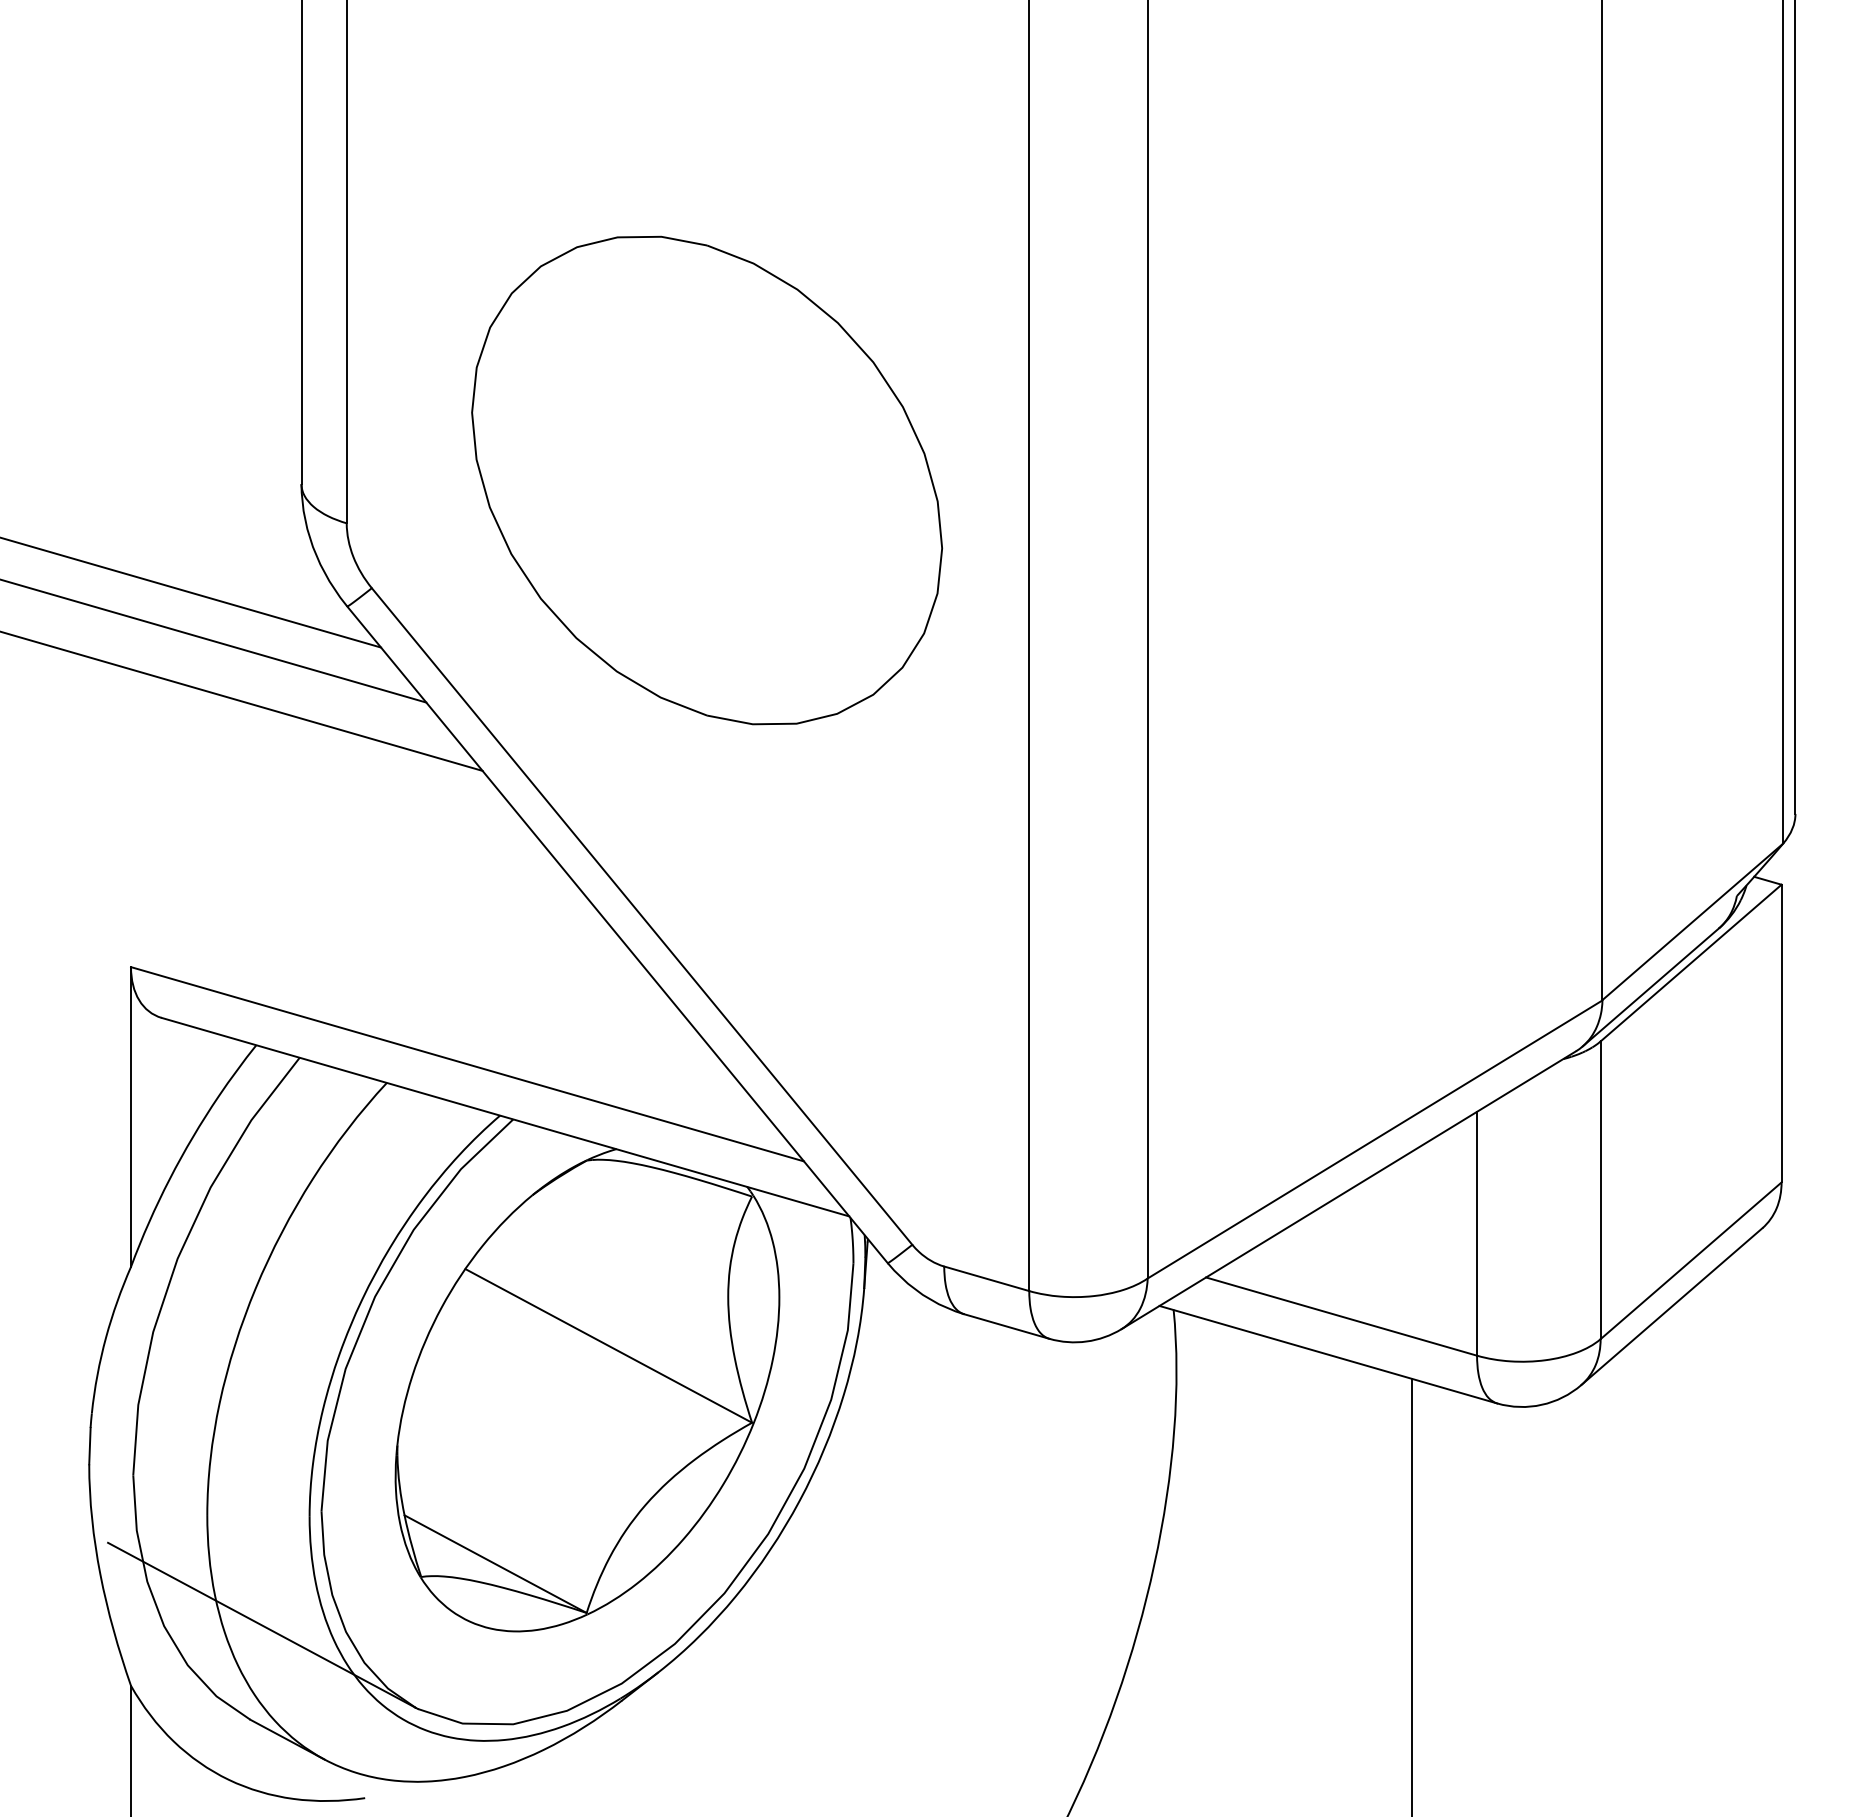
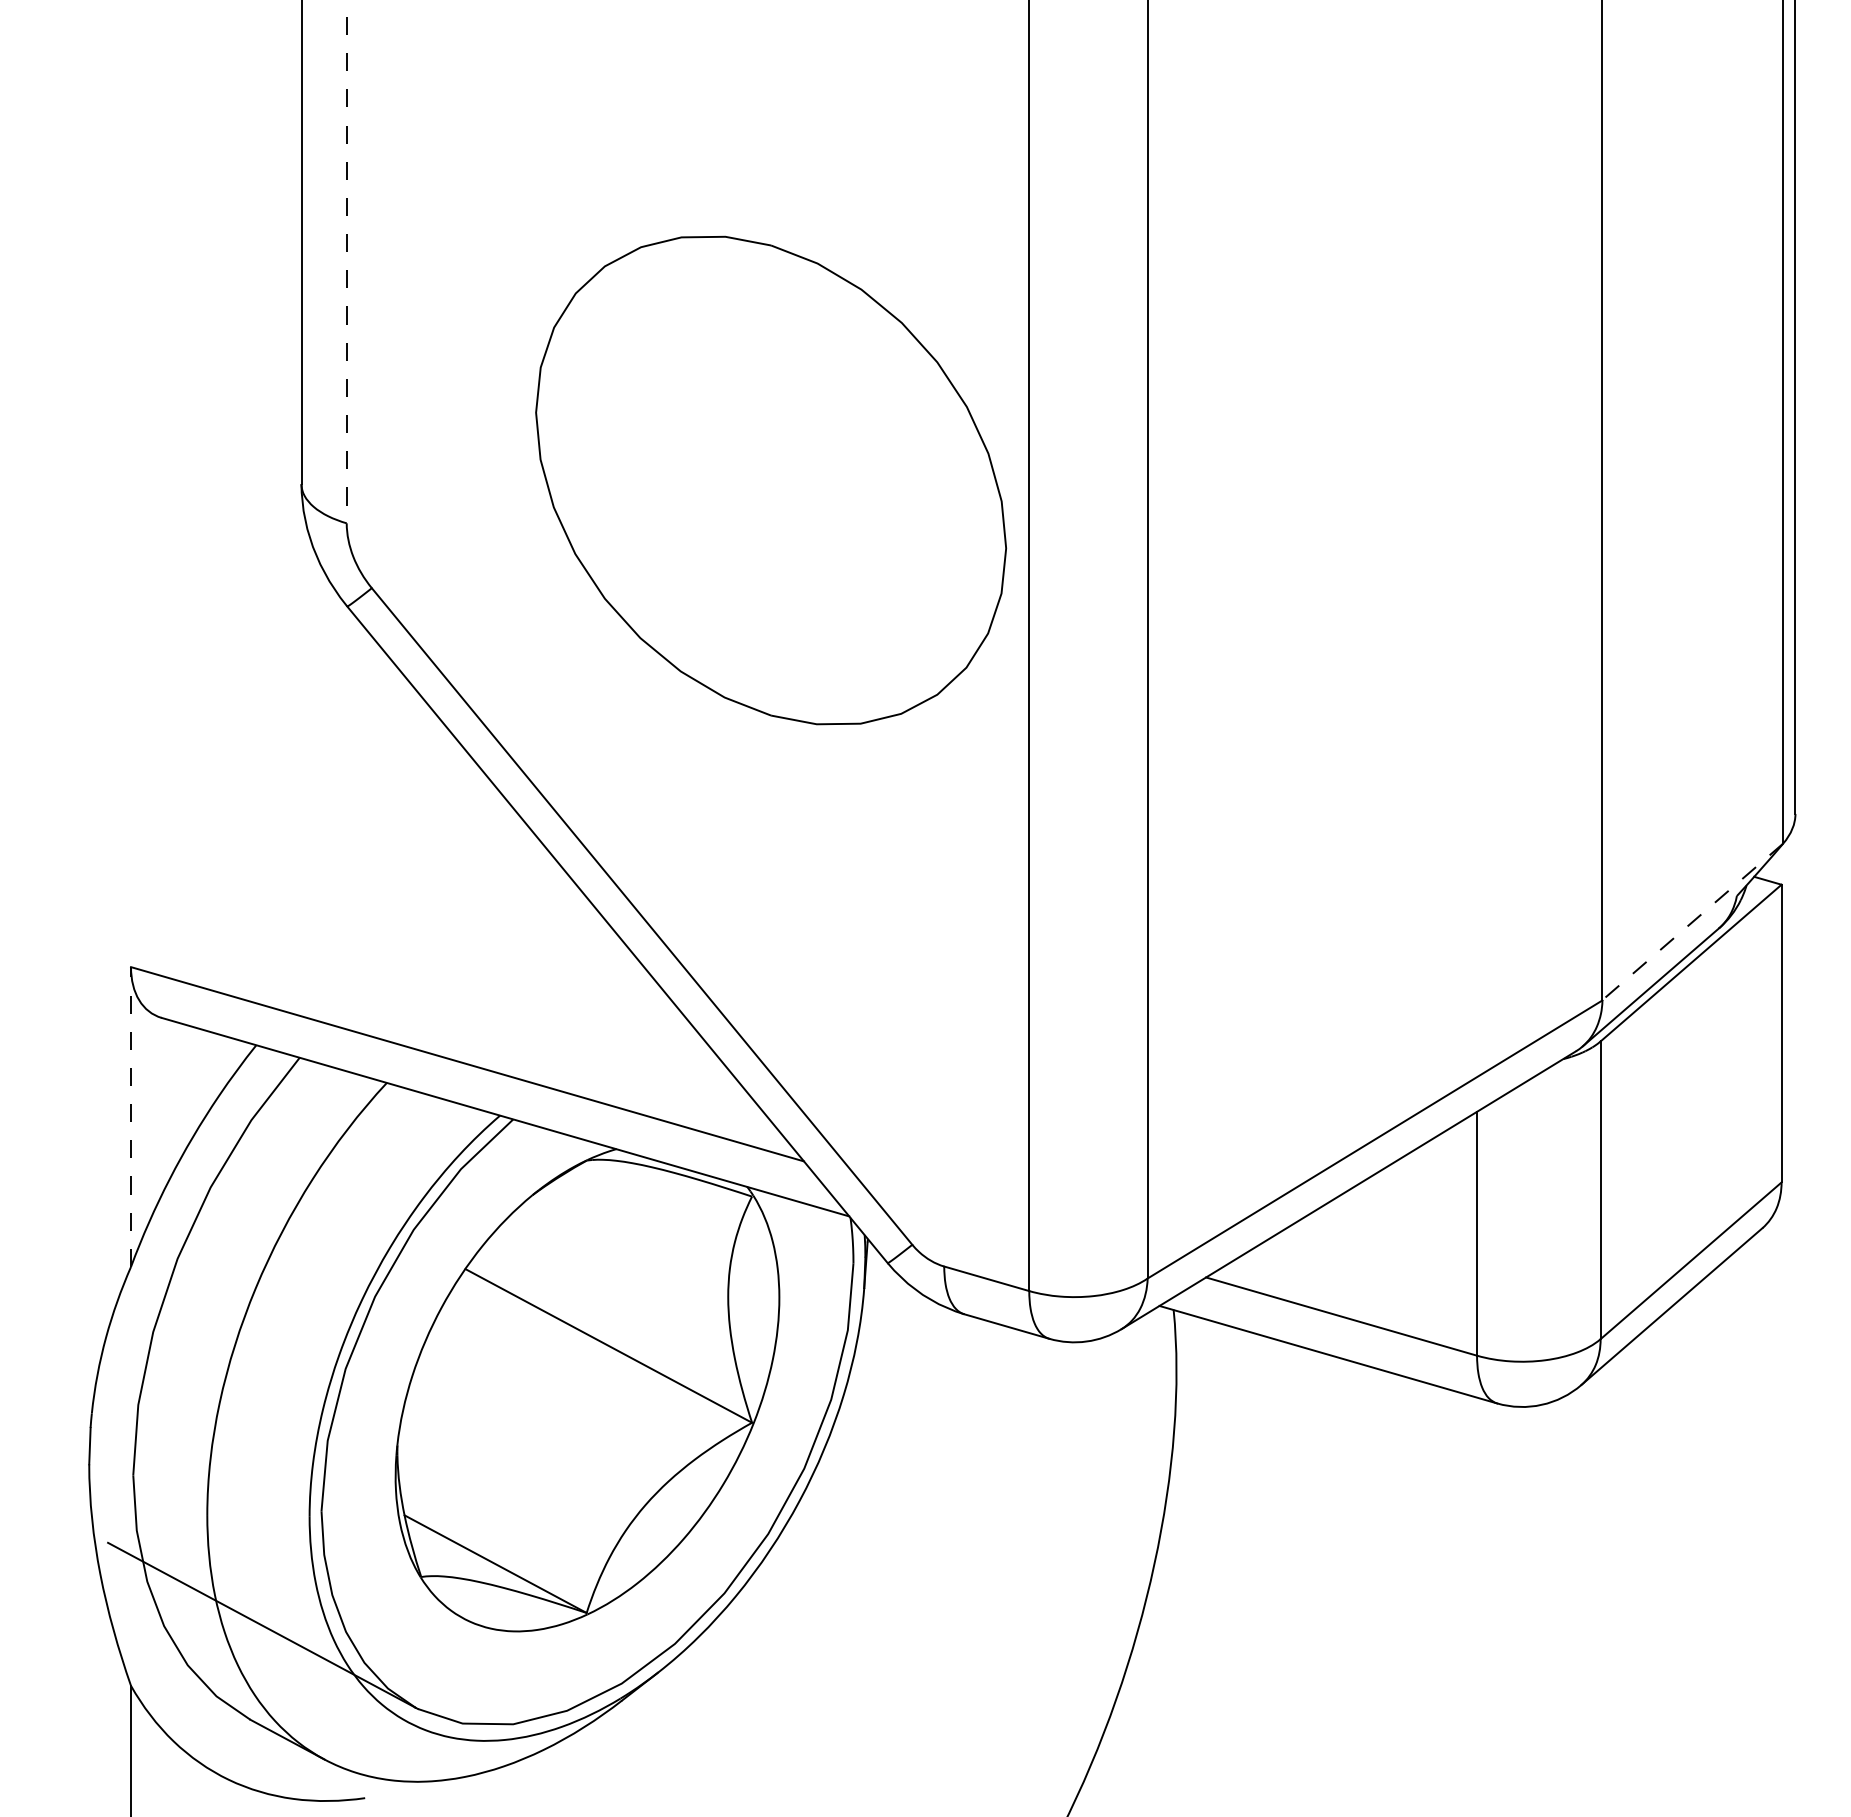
line: solid -> dashed (346, 262)
part position: (707, 480) -> (771, 480) (771, 480)
line: present -> none (191, 592)
line: present -> none (214, 641)
line: present -> none (242, 701)
line: solid -> dashed (1692, 921)
line: solid -> dashed (131, 1117)
line: present -> none (1412, 1595)
